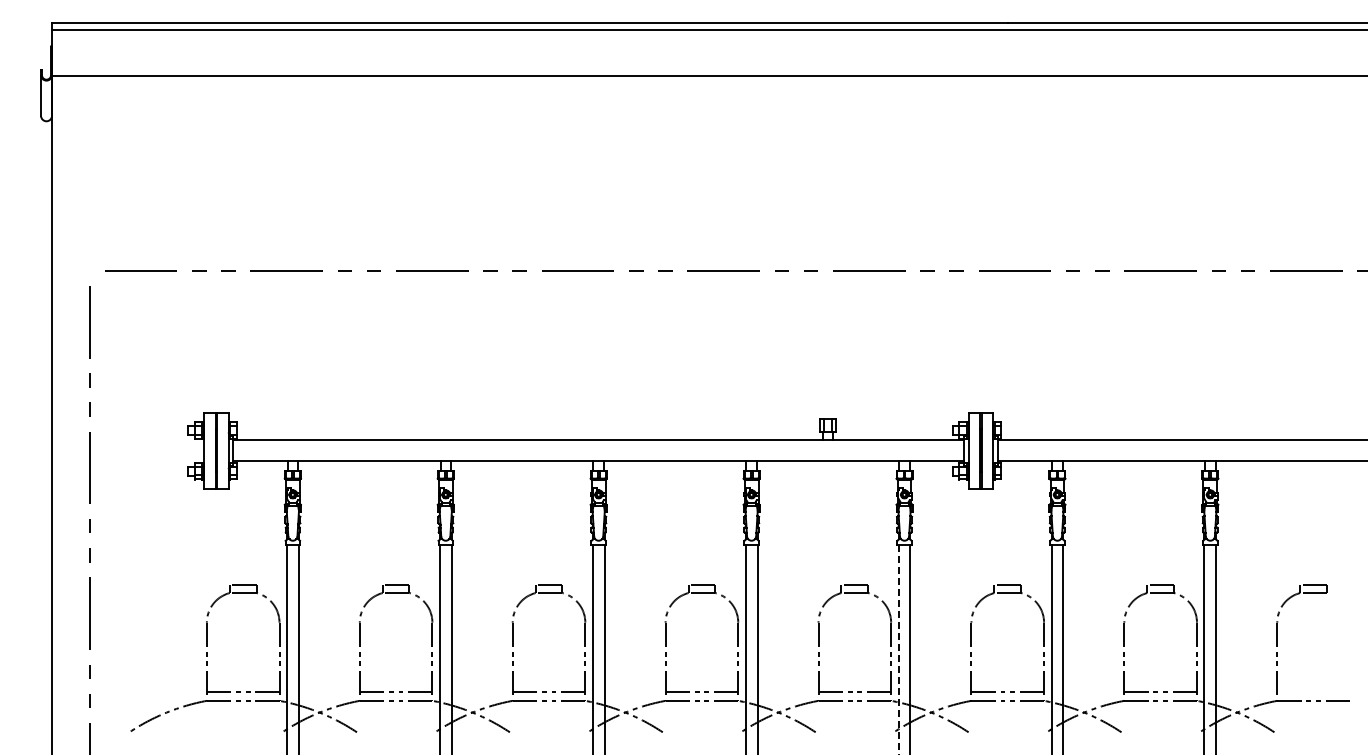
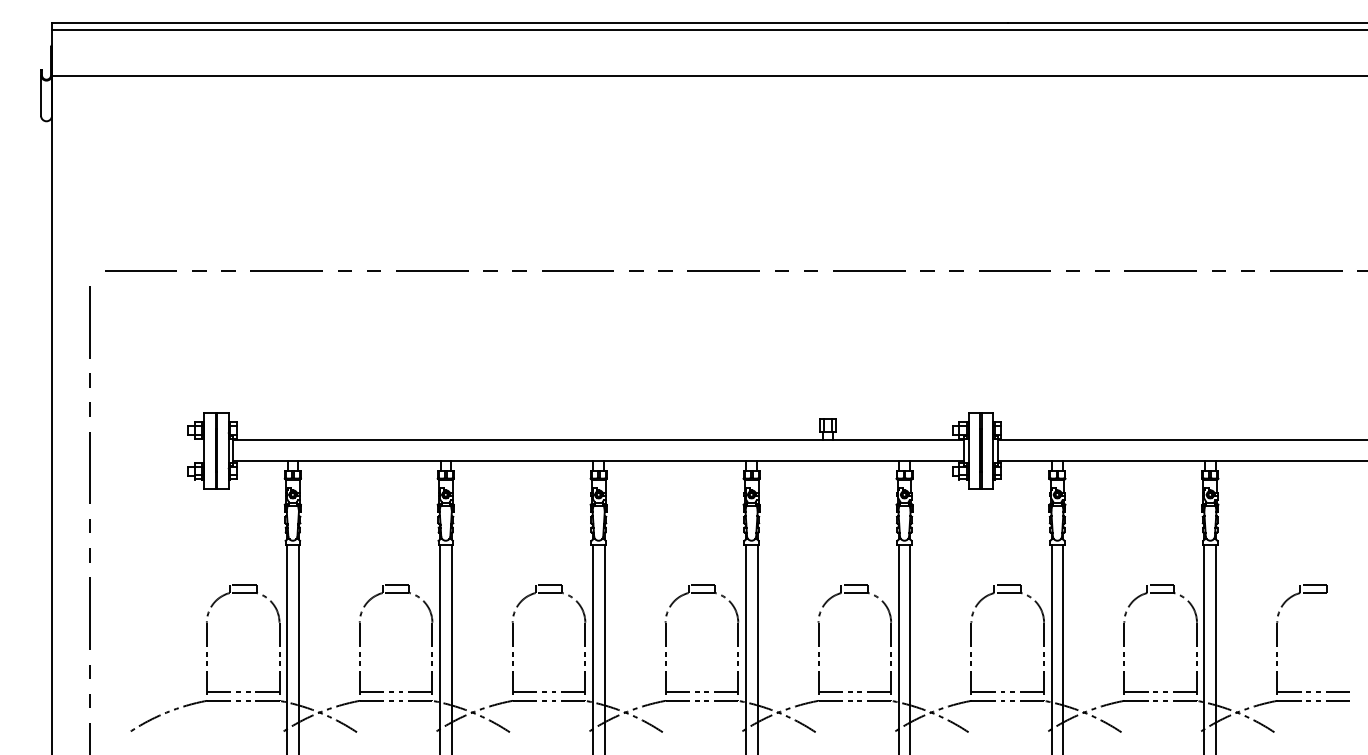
line: dashed -> solid (898, 649)
line: none -> present (1313, 691)
